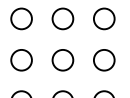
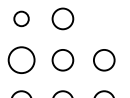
circle size: 23x24 px -> 17x18 px (21, 18)
circle: present -> none (104, 18)
circle size: 23x23 px -> 29x28 px (21, 59)
